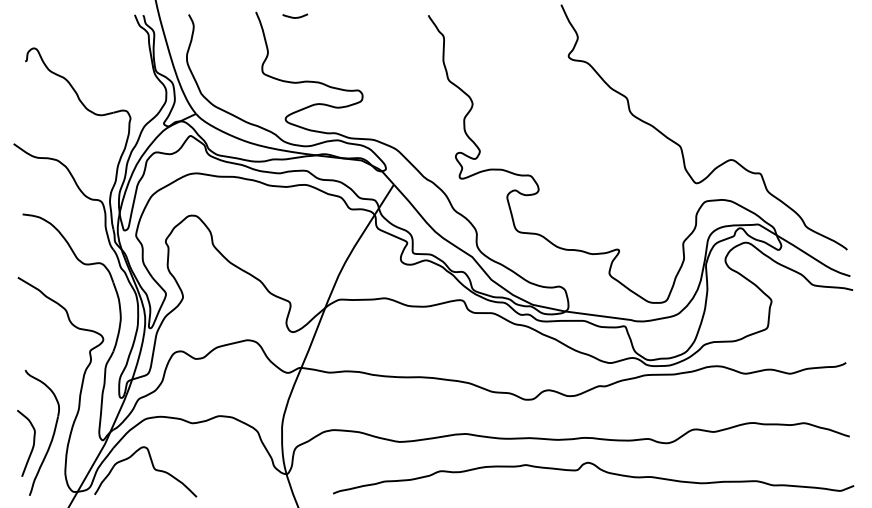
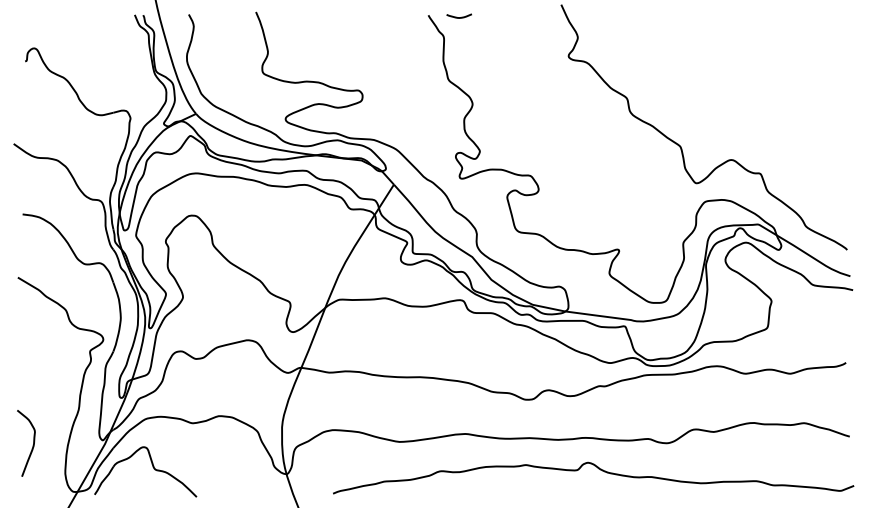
curve position: (294, 17) -> (458, 17) (458, 17)
part: present -> none (52, 434)
